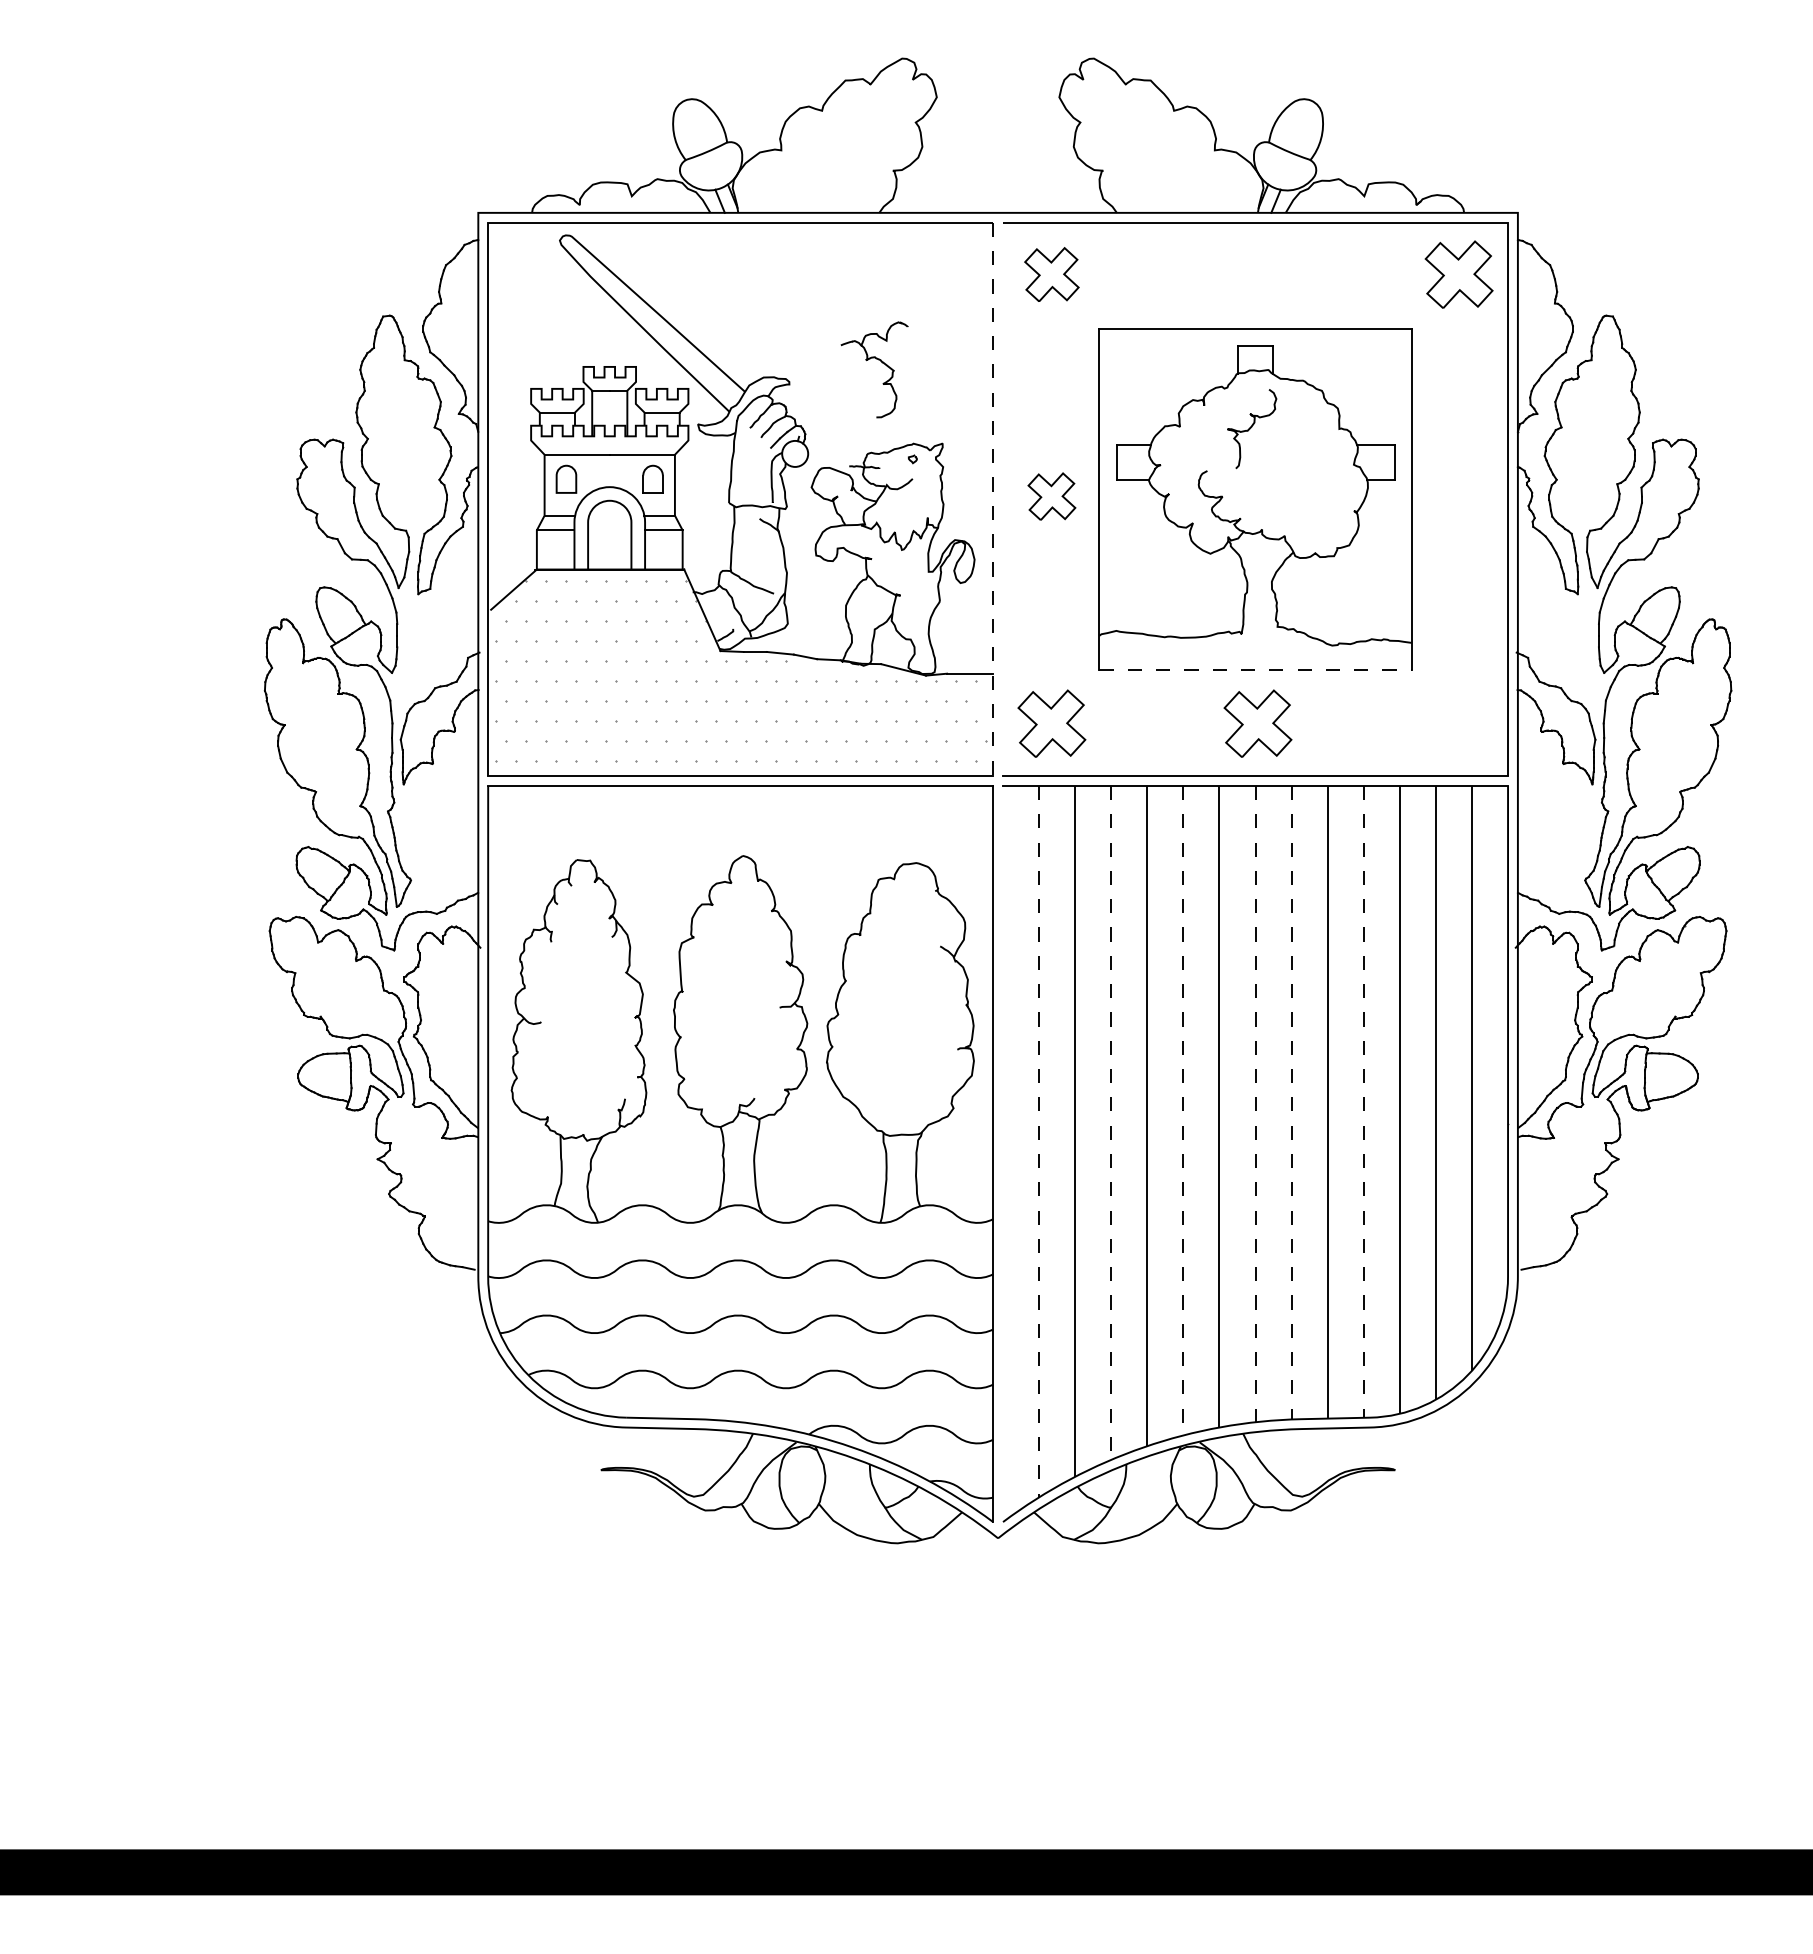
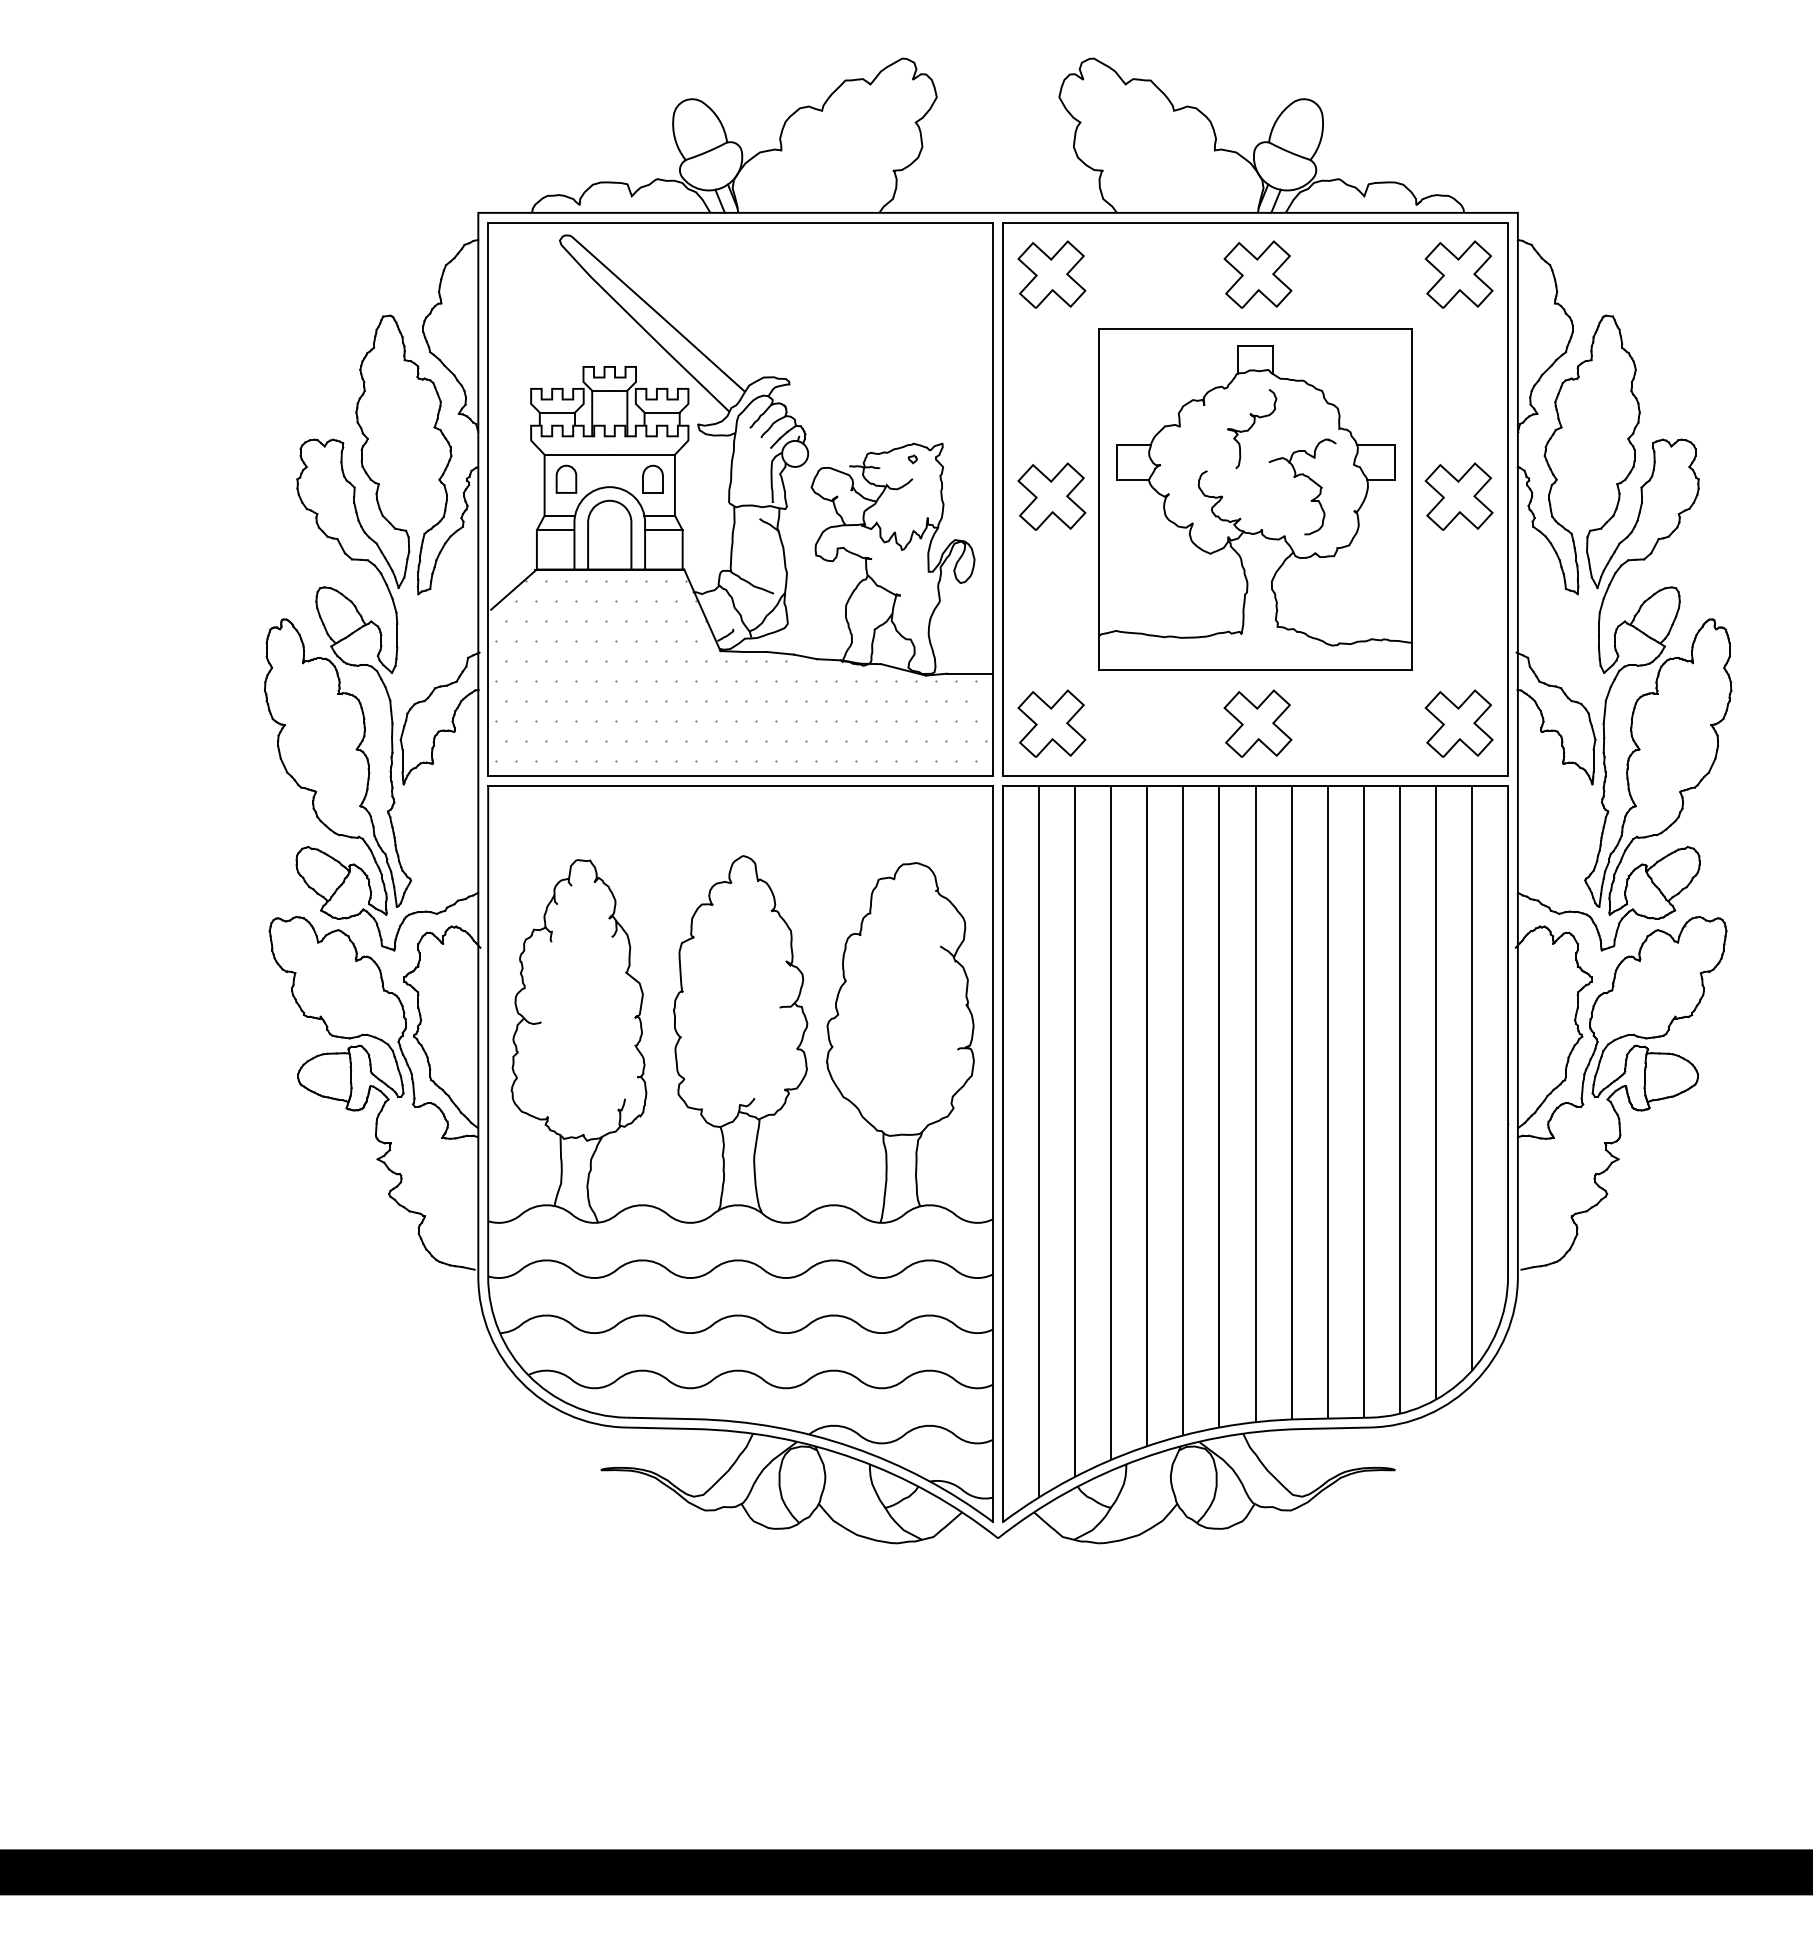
part size: 56x55 px -> 70x69 px (1051, 274)
part: none -> present (1257, 274)
part position: (878, 360) -> (1306, 477) (1306, 477)
part size: 50x49 px -> 70x69 px (1051, 496)
part: none -> present (1458, 496)
line: dashed -> solid (993, 499)
line: none -> present (1003, 499)
line: dashed -> solid (1256, 670)
part: none -> present (1458, 723)
line: dashed -> solid (1363, 1101)
line: dashed -> solid (1291, 1102)
line: dashed -> solid (1255, 1104)
line: dashed -> solid (1183, 1110)
line: dashed -> solid (1111, 1122)
line: dashed -> solid (1039, 1141)
line: none -> present (1003, 1153)
